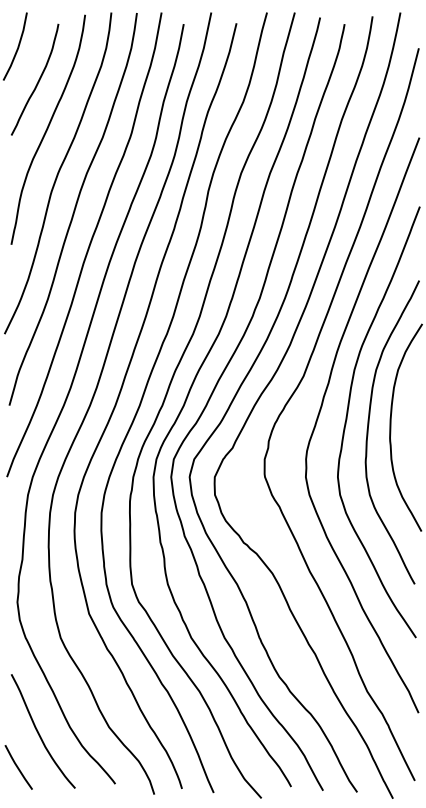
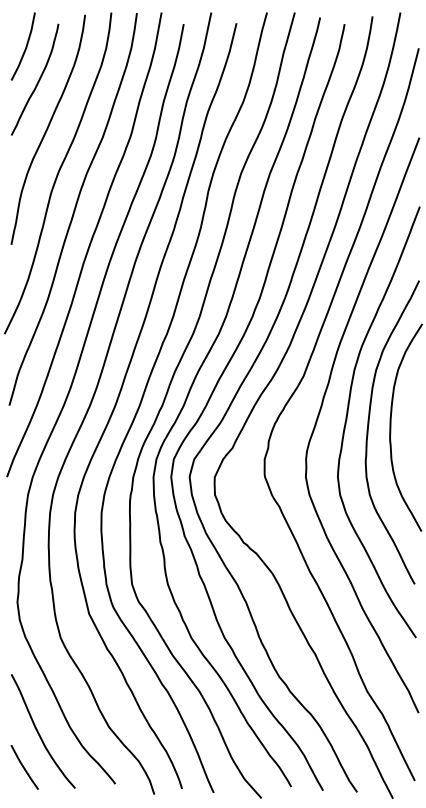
line position: (17, 46) -> (25, 46) (25, 46)
line position: (18, 767) -> (24, 767) (24, 767)
